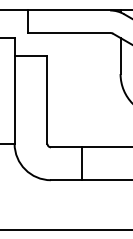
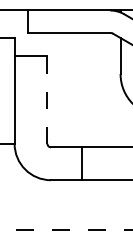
line: solid -> dashed (47, 100)
line: solid -> dashed (66, 230)
